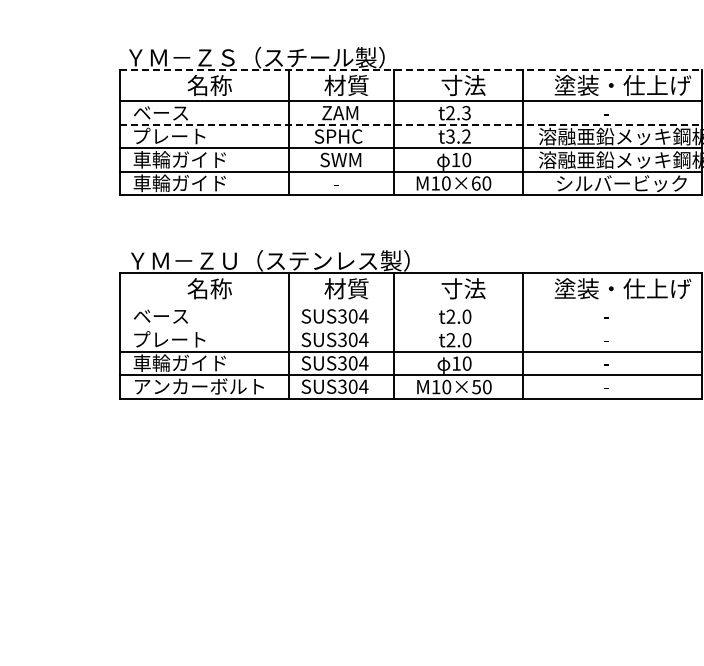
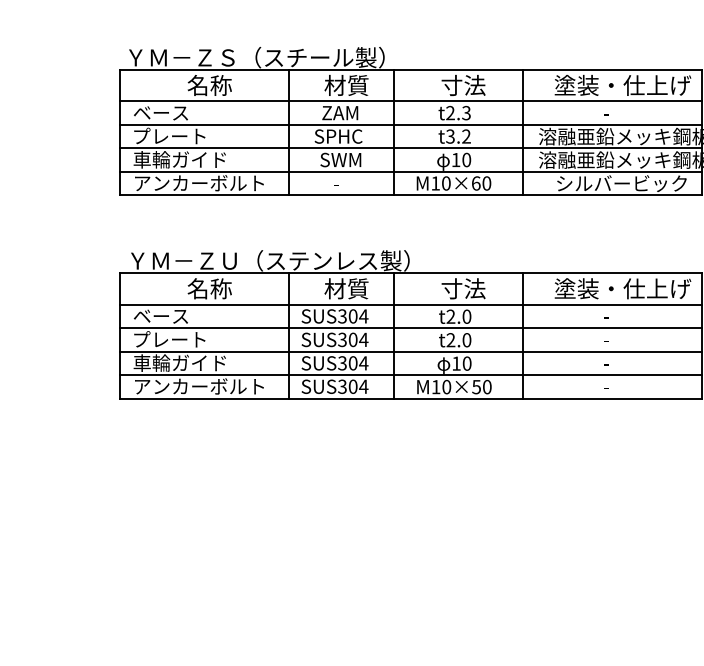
line: dashed -> solid (411, 70)
line: dashed -> solid (411, 124)
text: 車輪ガイド -> アンカーボルト (198, 183)
line: none -> present (410, 304)
line: none -> present (410, 328)
